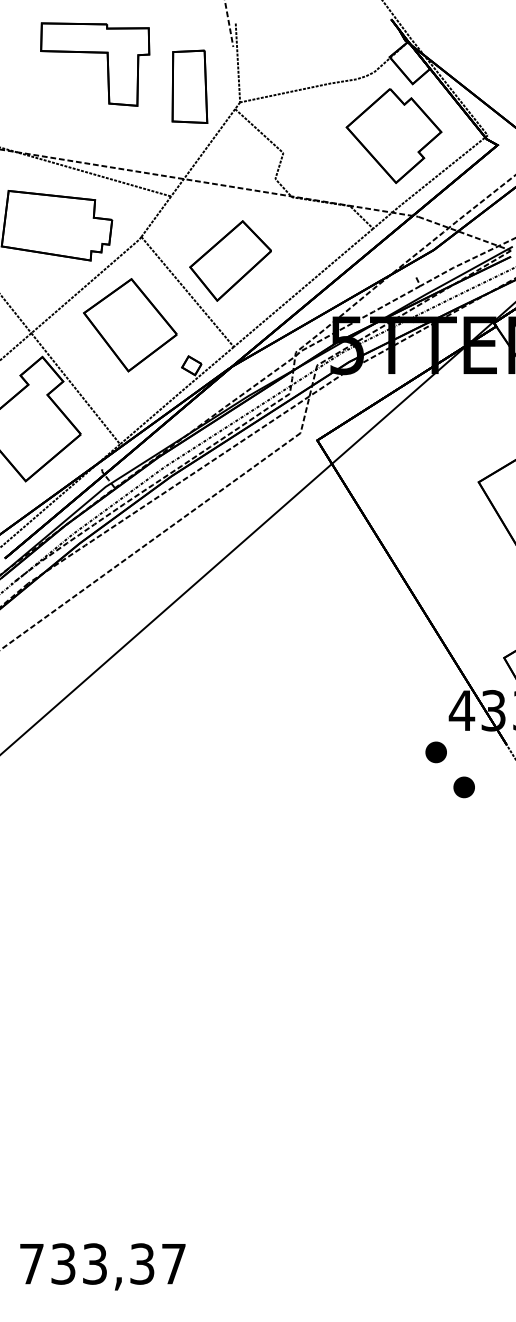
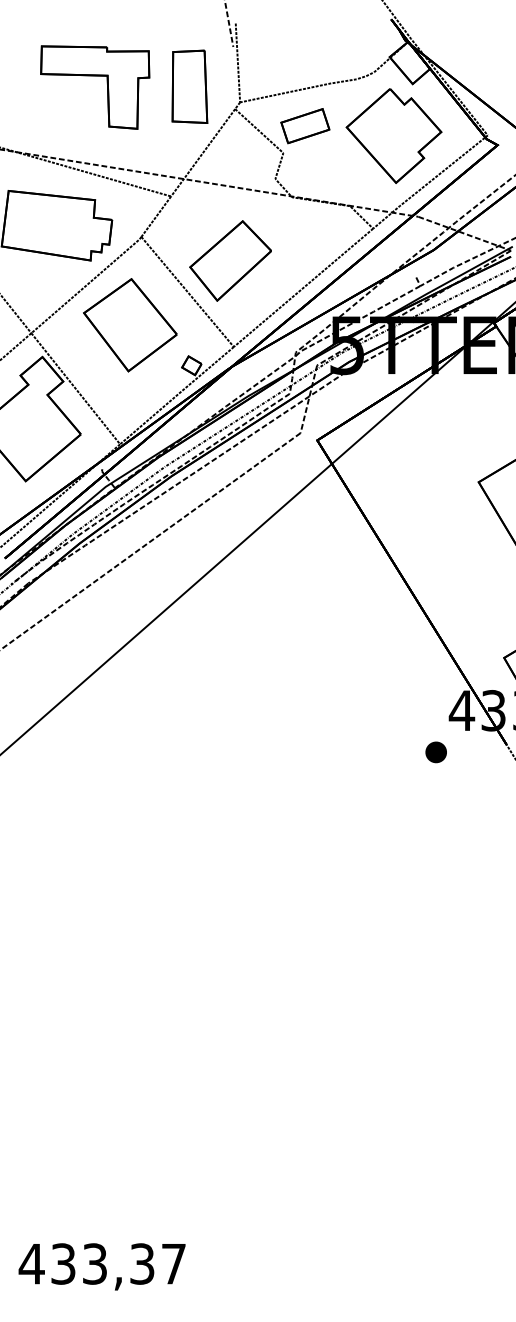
part position: (95, 53) -> (95, 76) (95, 76)
part: none -> present (305, 126)
part: present -> none (463, 787)
text: 733,37 -> 433,37 (31, 1264)
